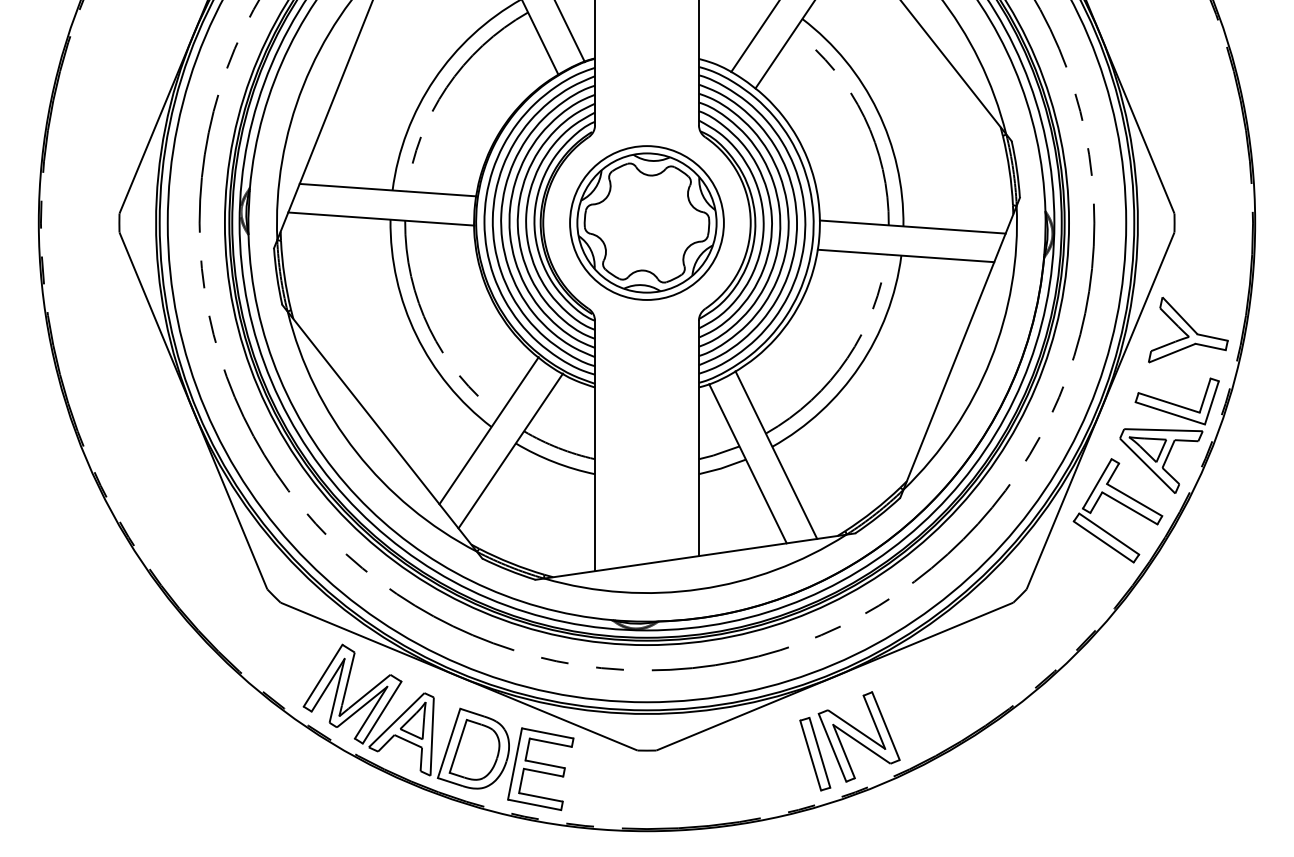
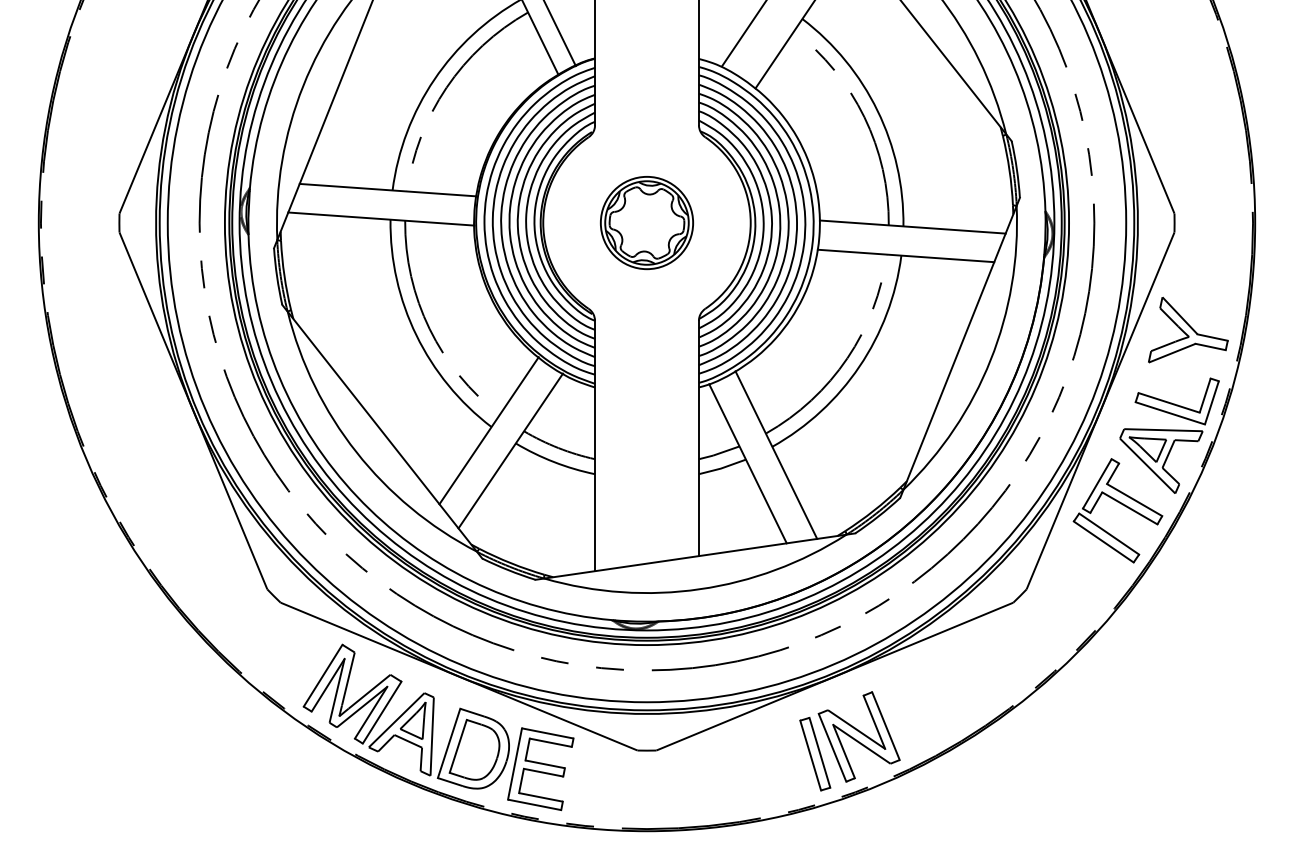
line position: (569, 32) -> (559, 34) (559, 34)
line position: (754, 37) -> (743, 34) (743, 34)
part size: 156x156 px -> 94x95 px (646, 223)
